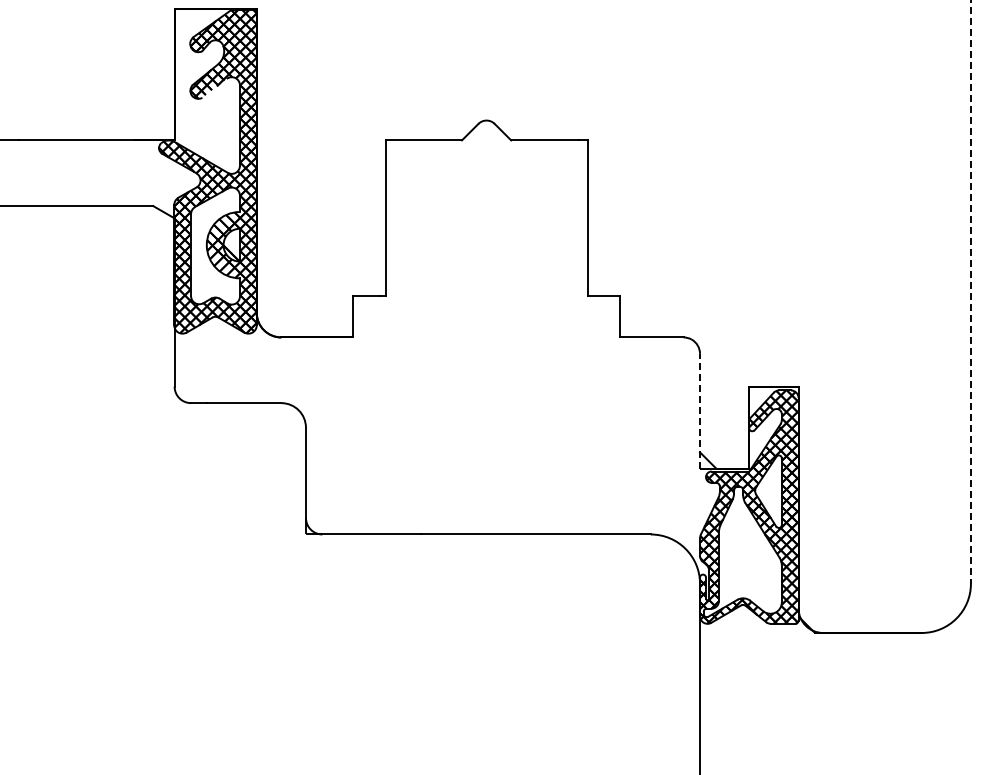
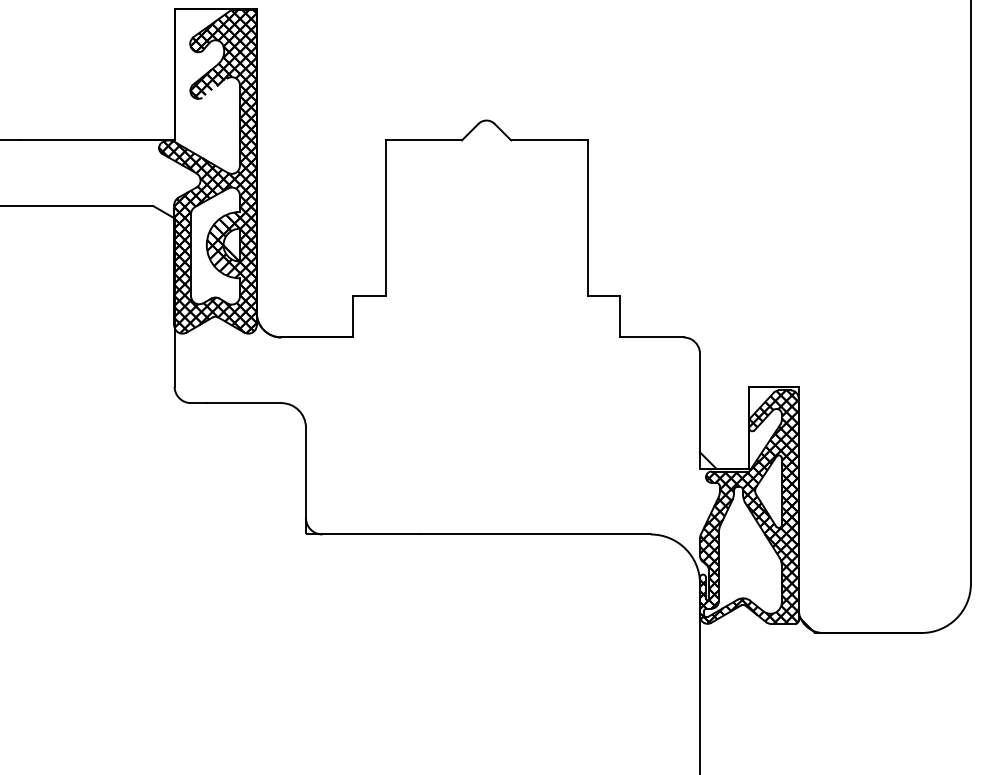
line: dashed -> solid (970, 291)
line: dashed -> solid (700, 410)
